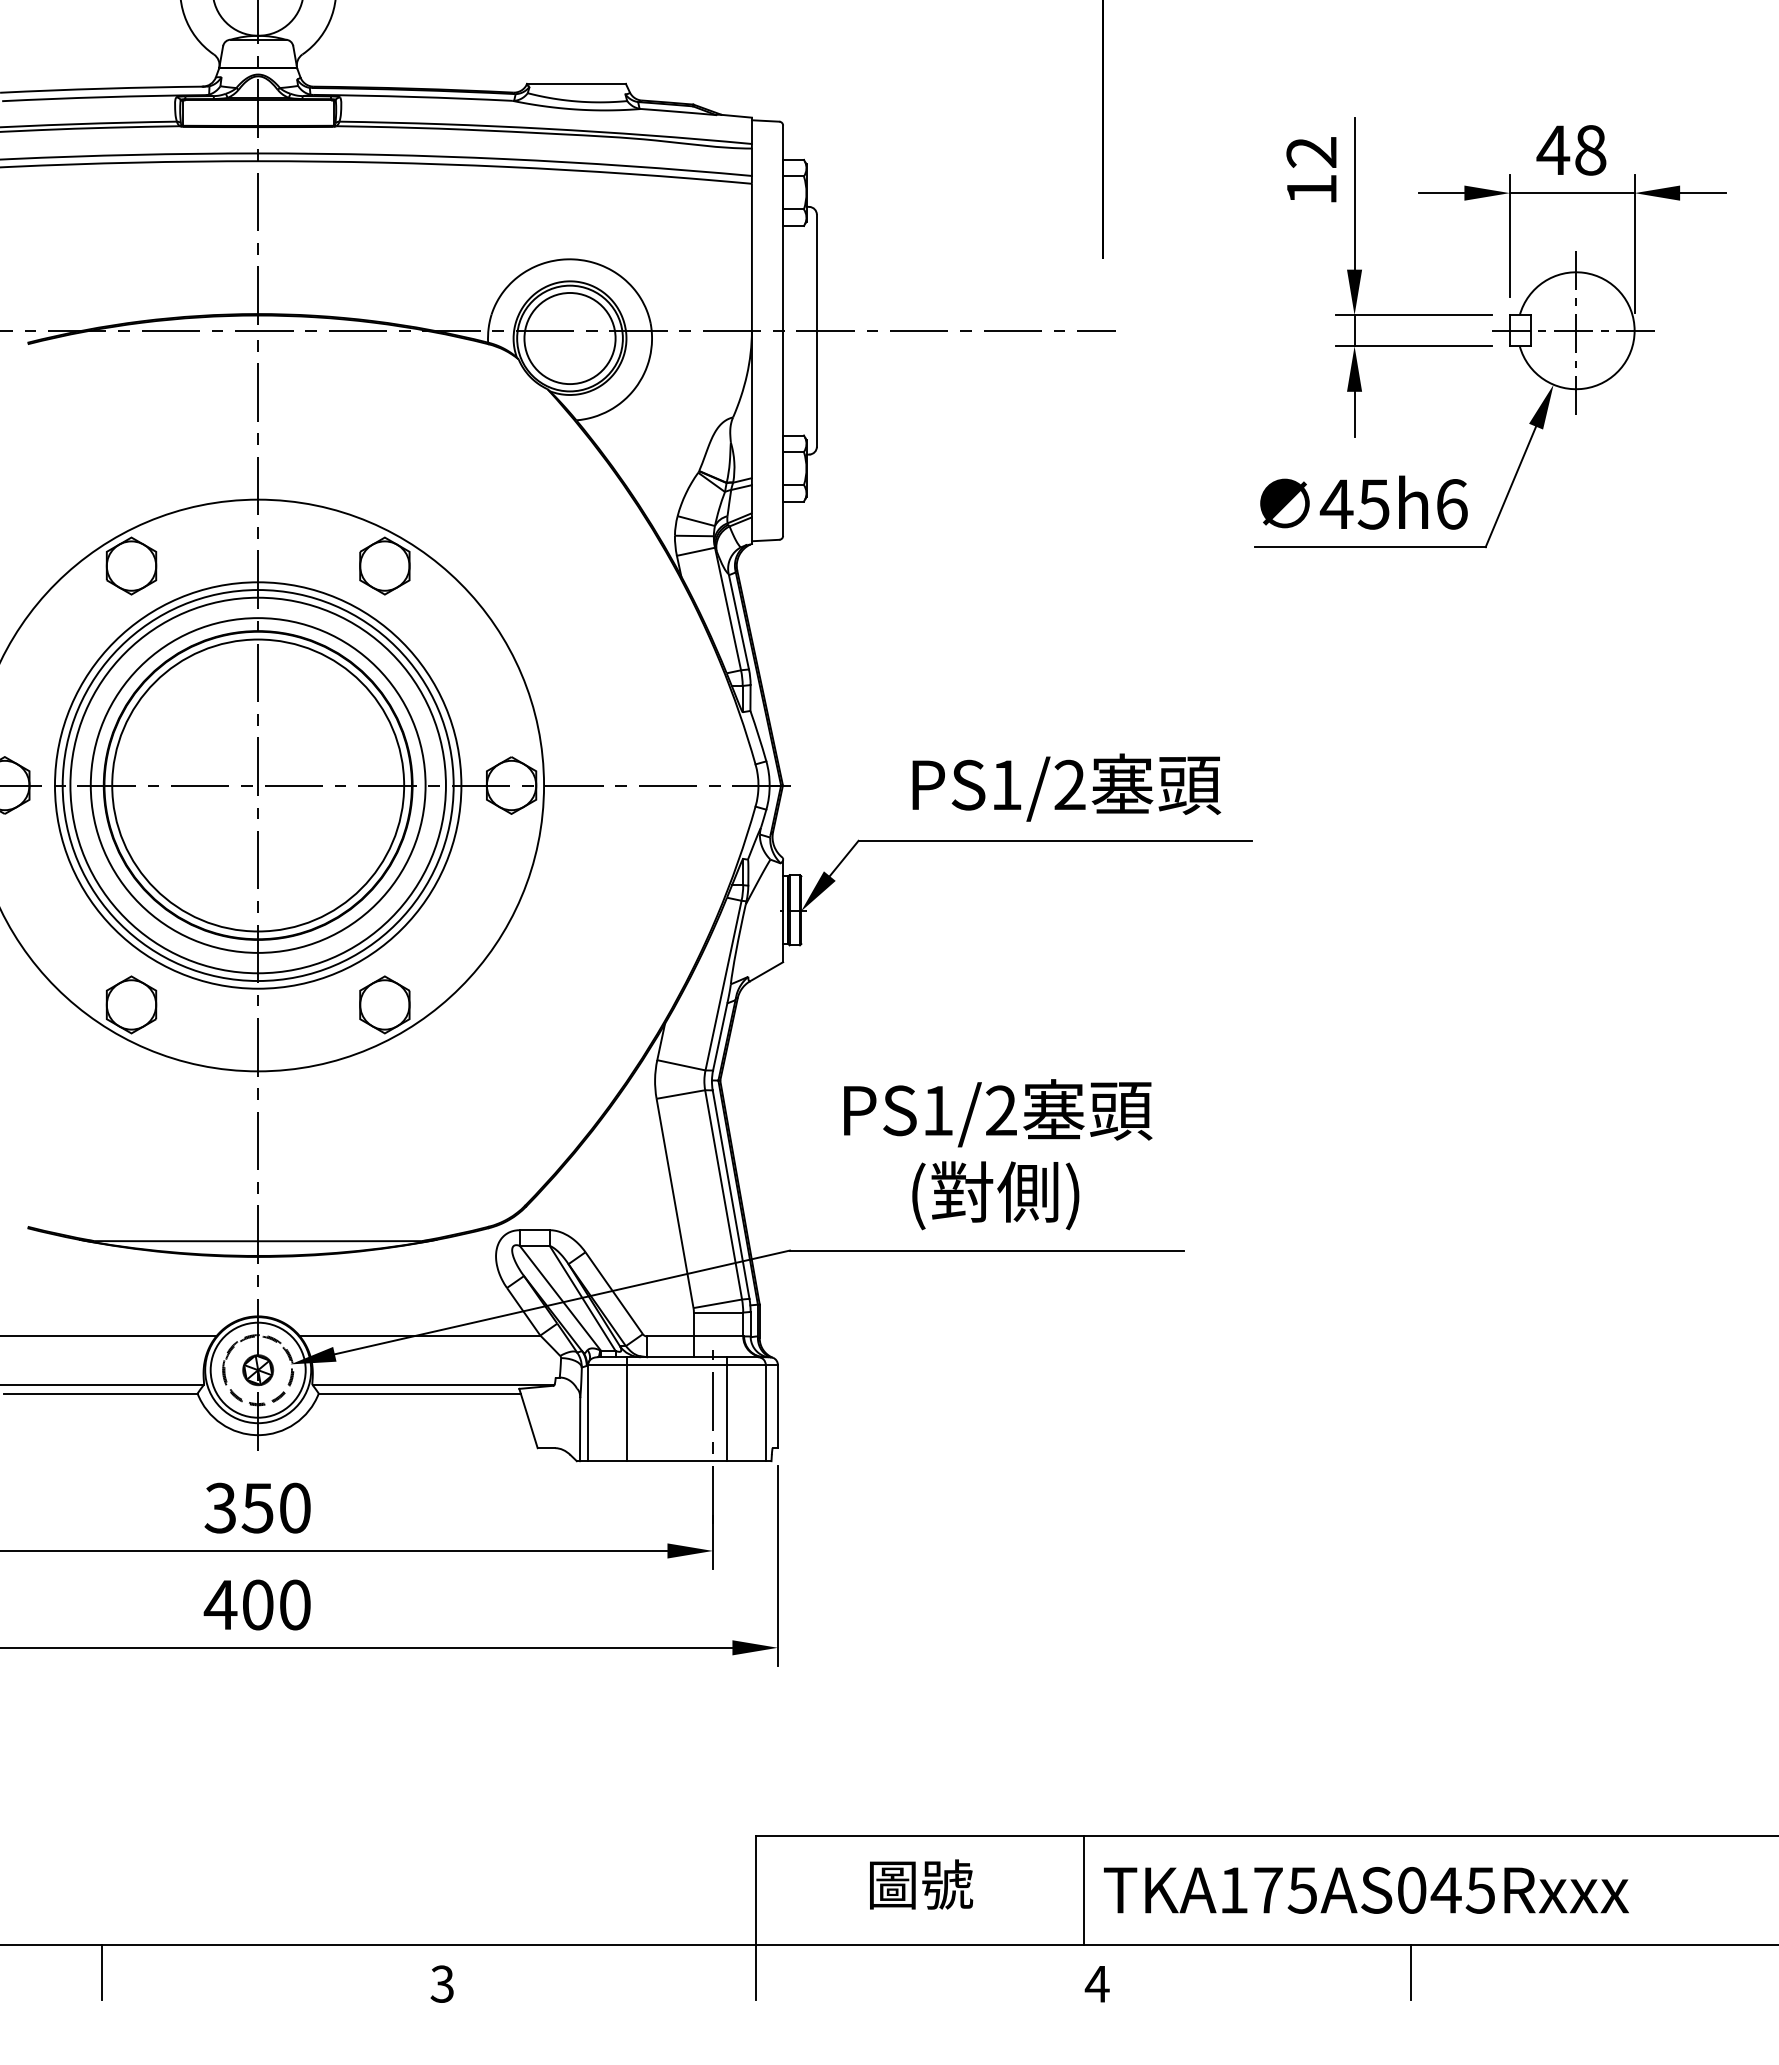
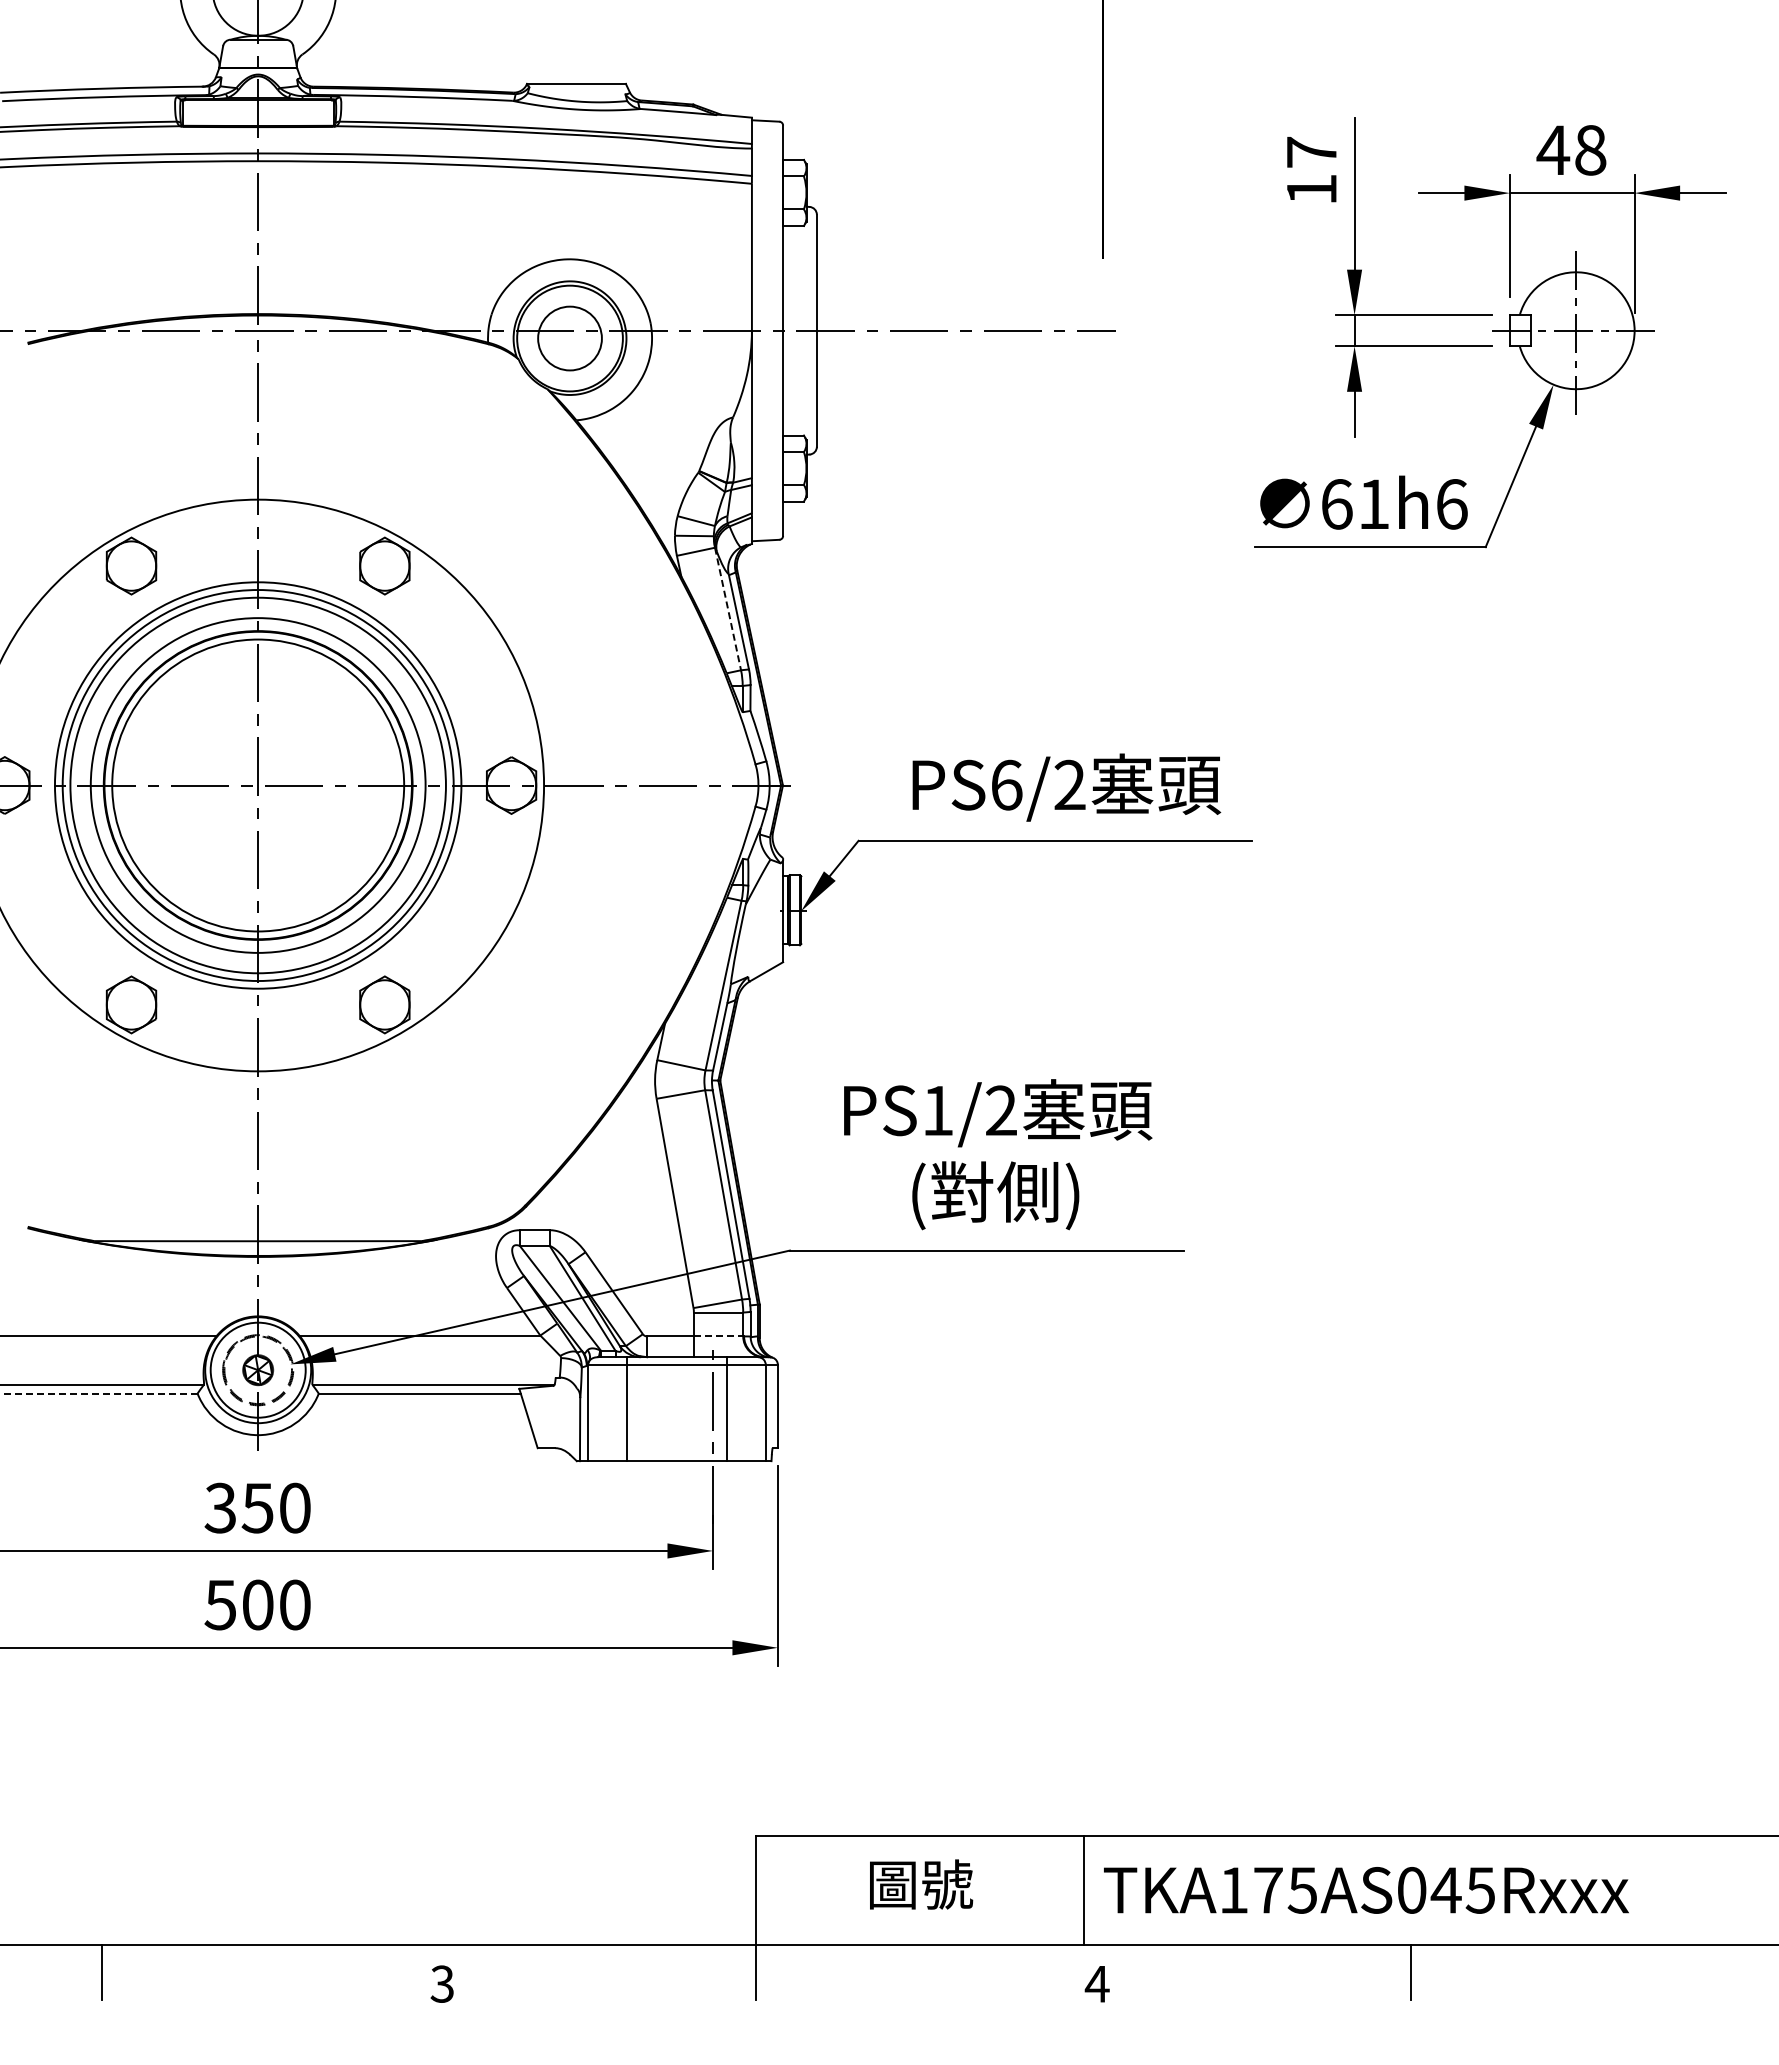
text: 12 -> 17 (1311, 151)
circle diameter: 91 px -> 64 px (569, 338)
text: 45h6 -> 61h6 (1354, 504)
line: solid -> dashed (728, 610)
text: PS1/2 -> PS6/2 (1007, 784)
line: solid -> dashed (718, 1336)
line: solid -> dashed (100, 1393)
text: 400 -> 500 (220, 1605)
